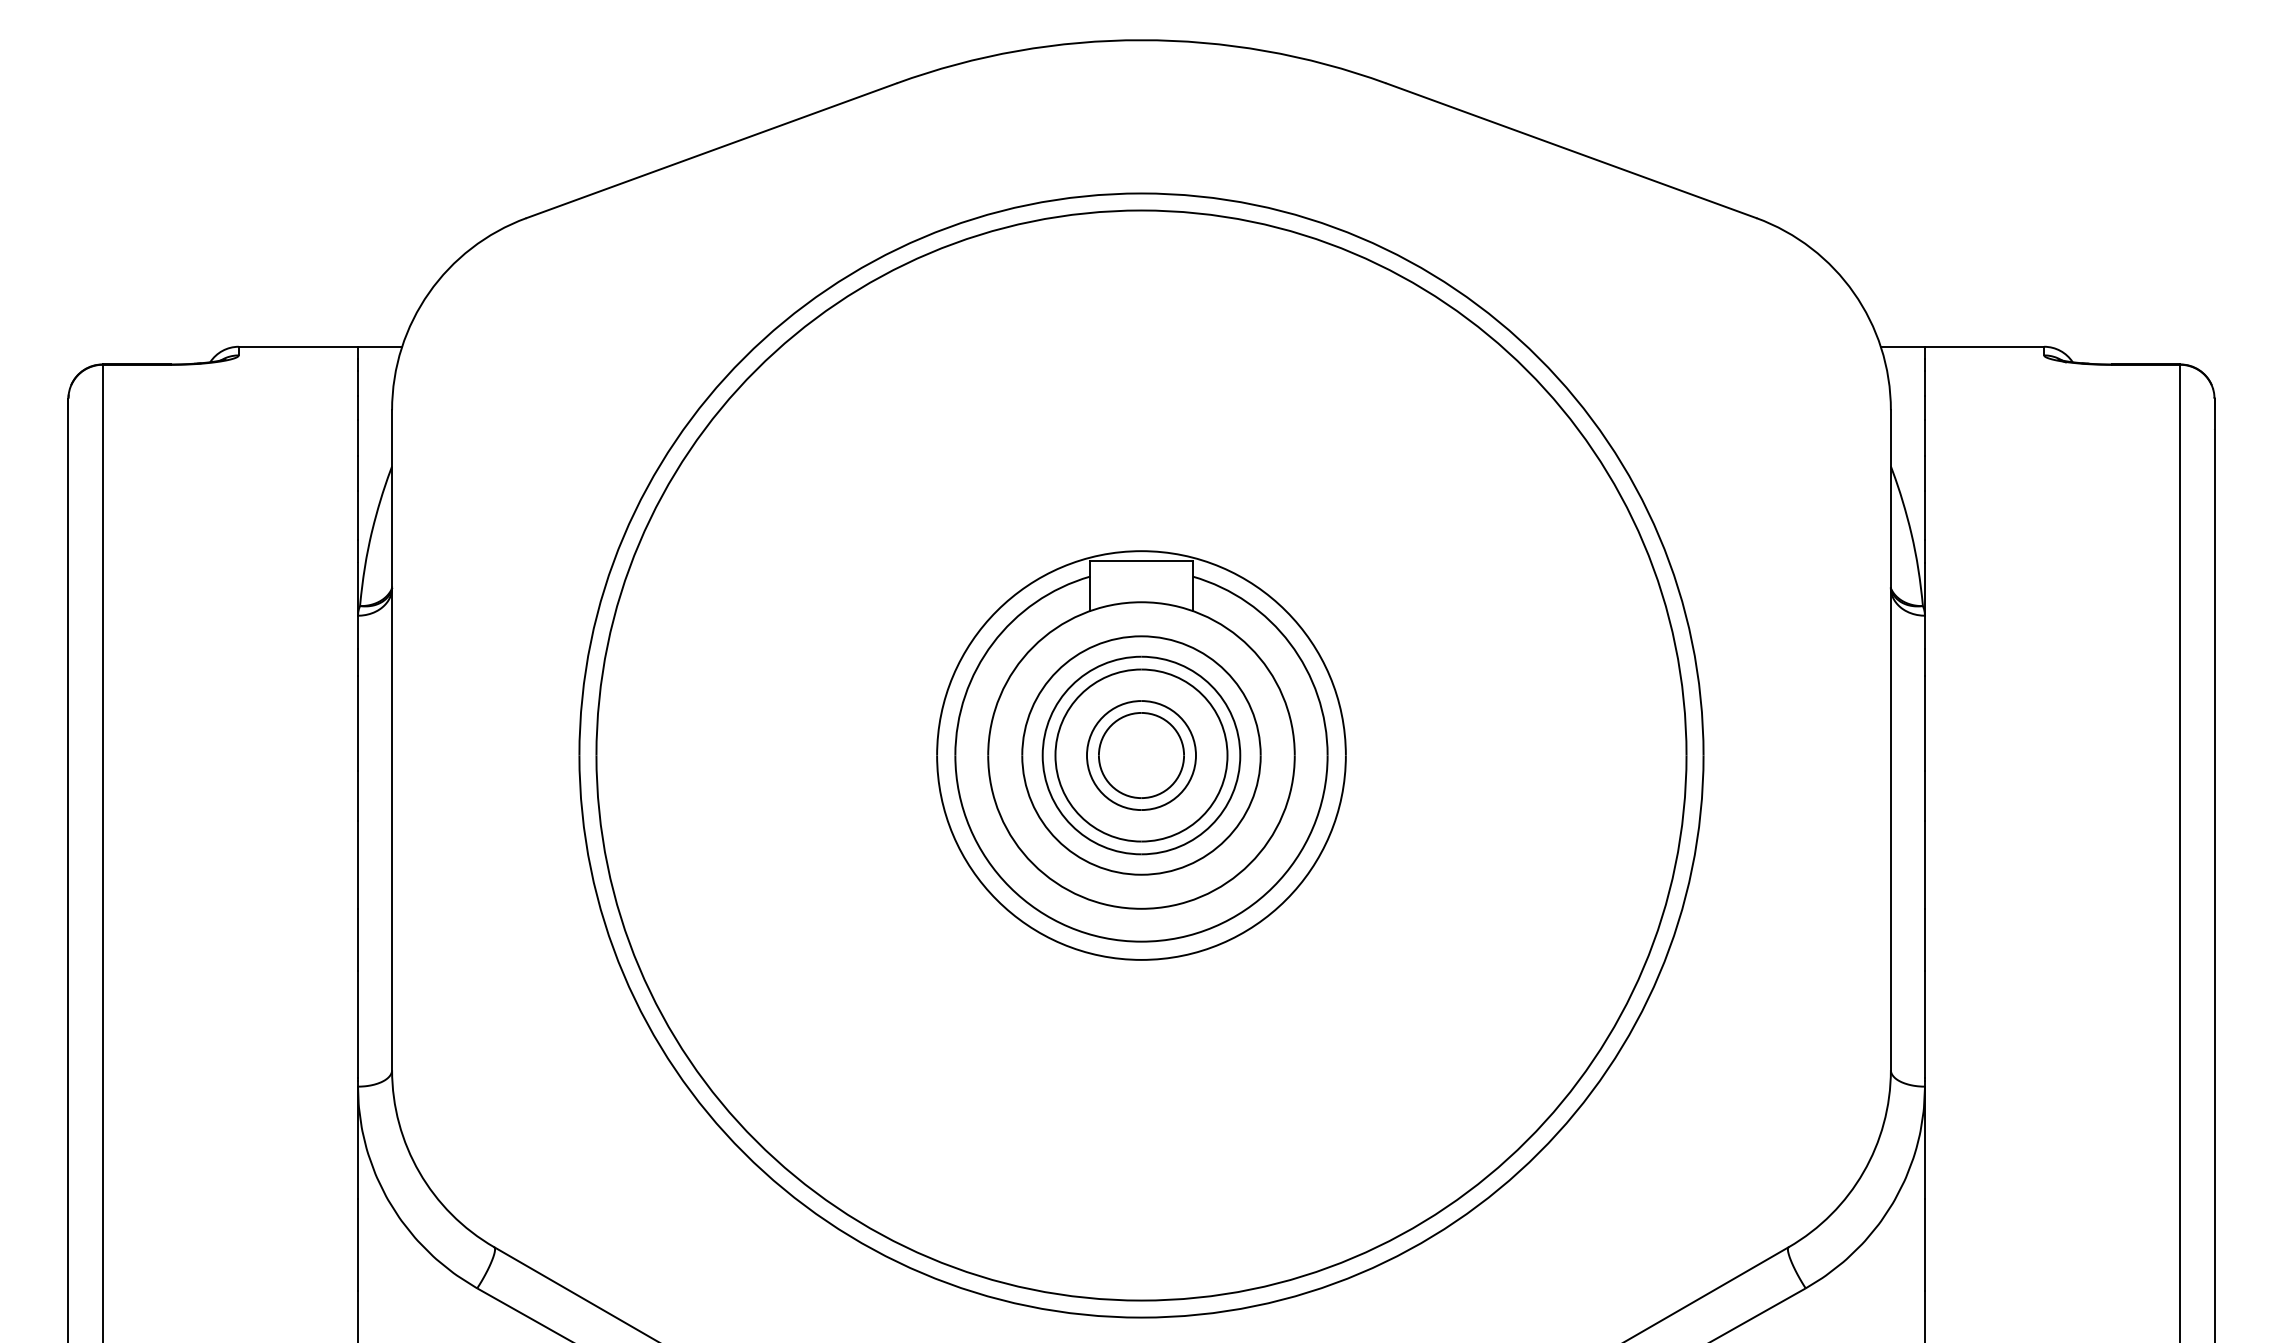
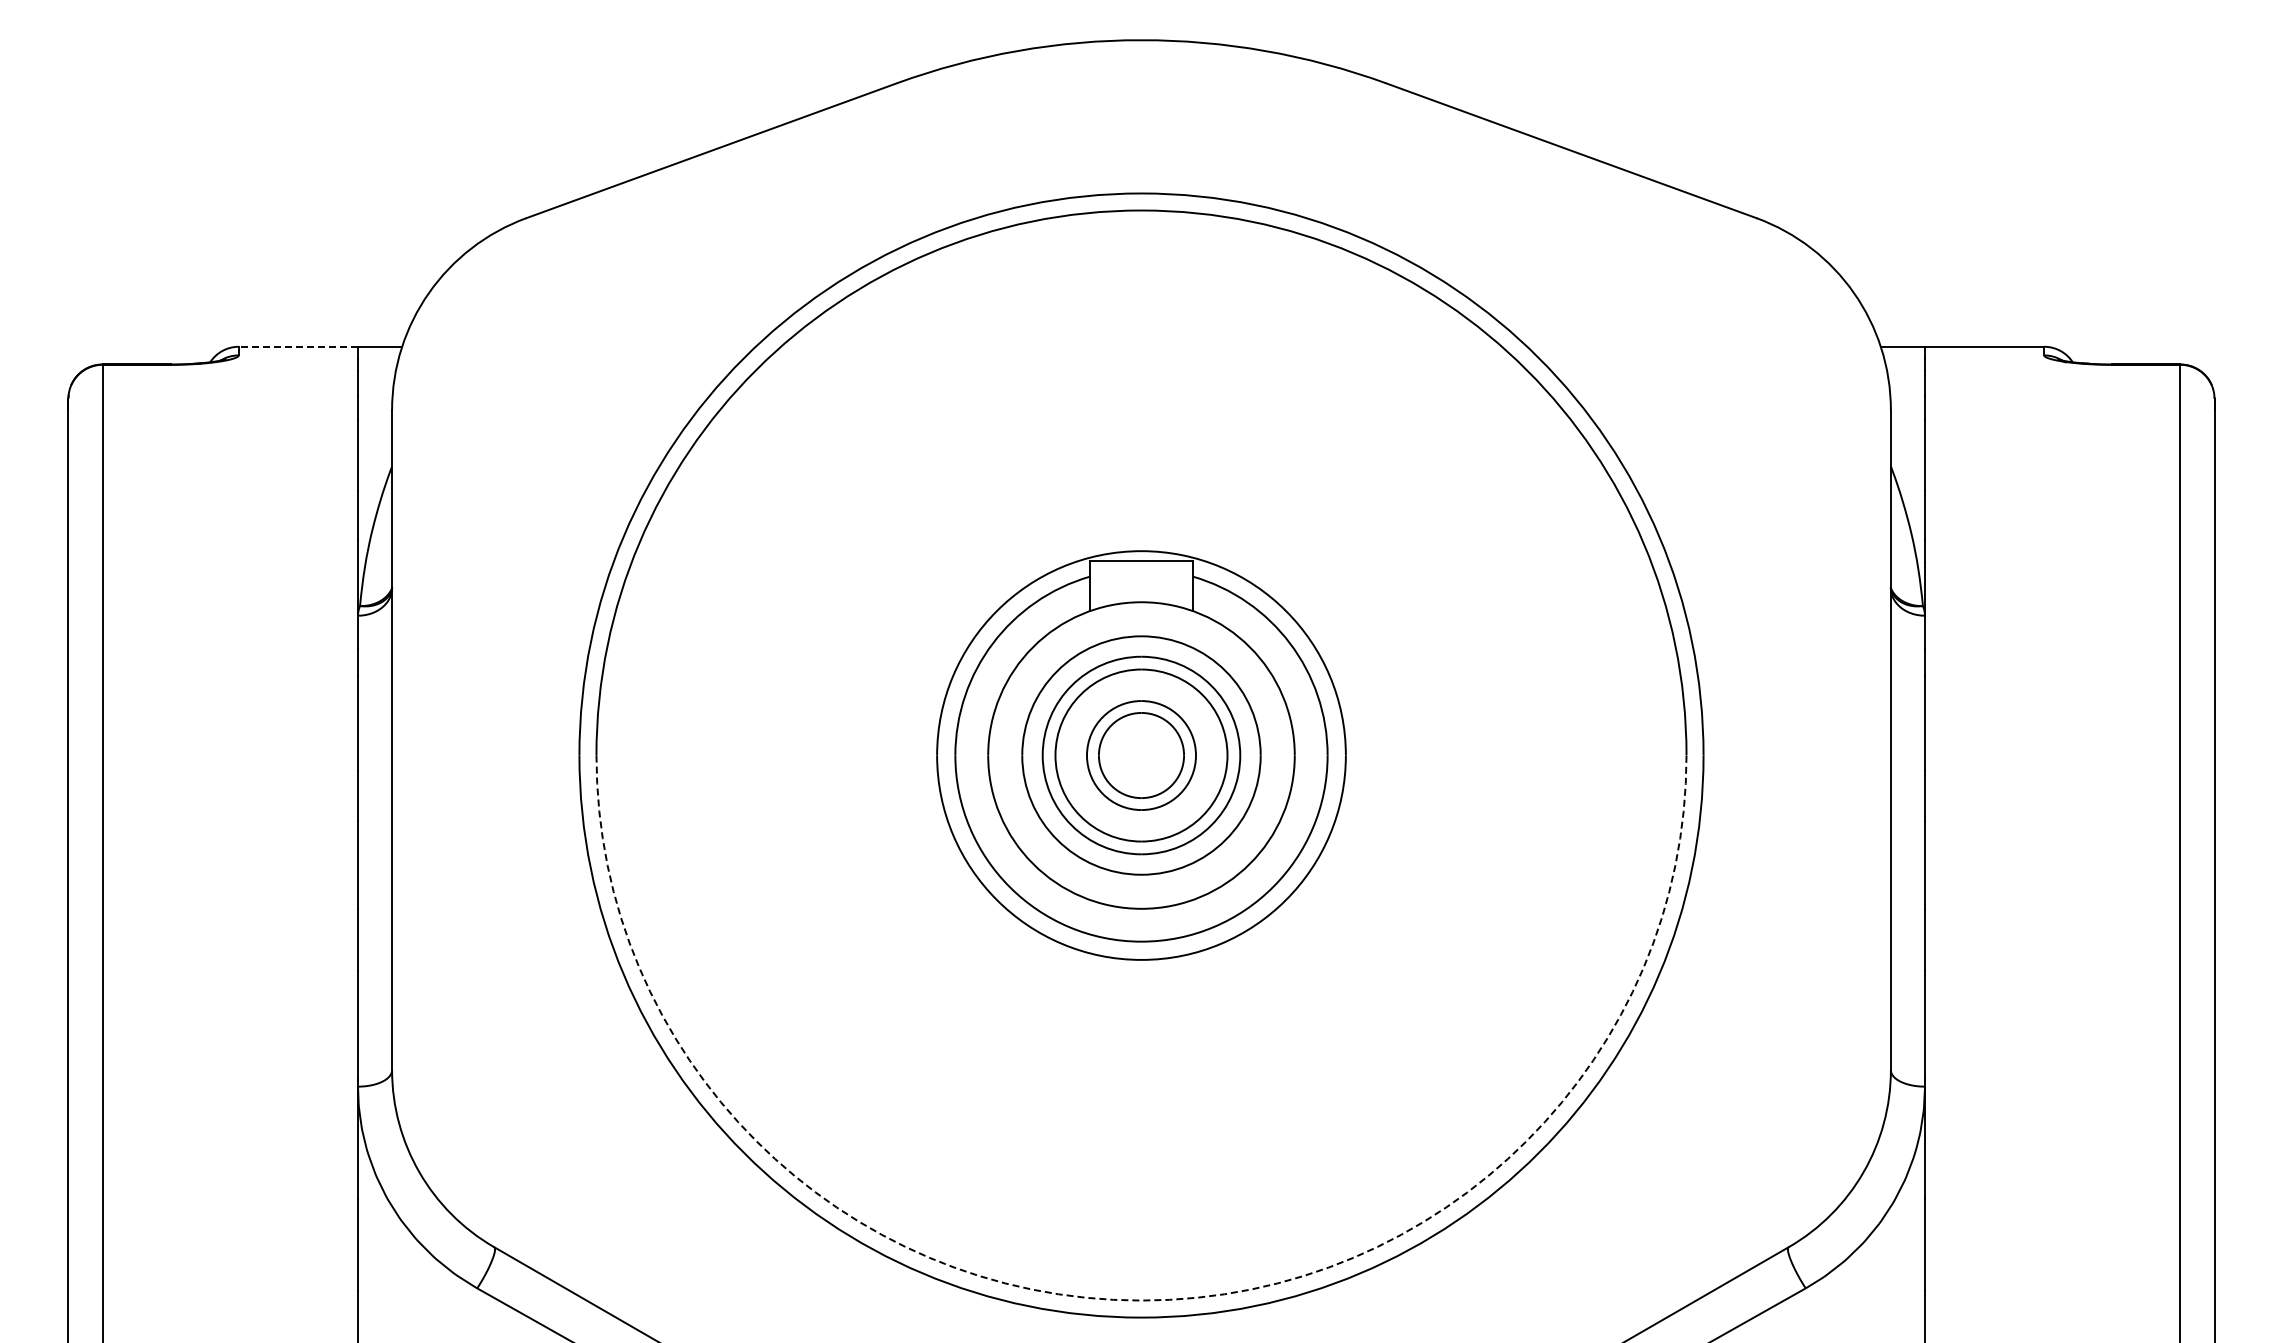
line: solid -> dashed (298, 346)
arc: solid -> dashed (1141, 1300)
